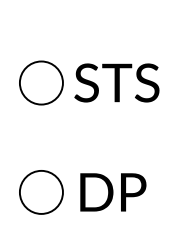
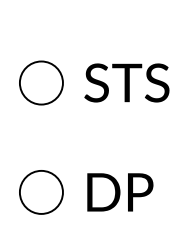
text position: (116, 82) -> (126, 82) (126, 82)
text position: (113, 192) -> (120, 192) (120, 192)
